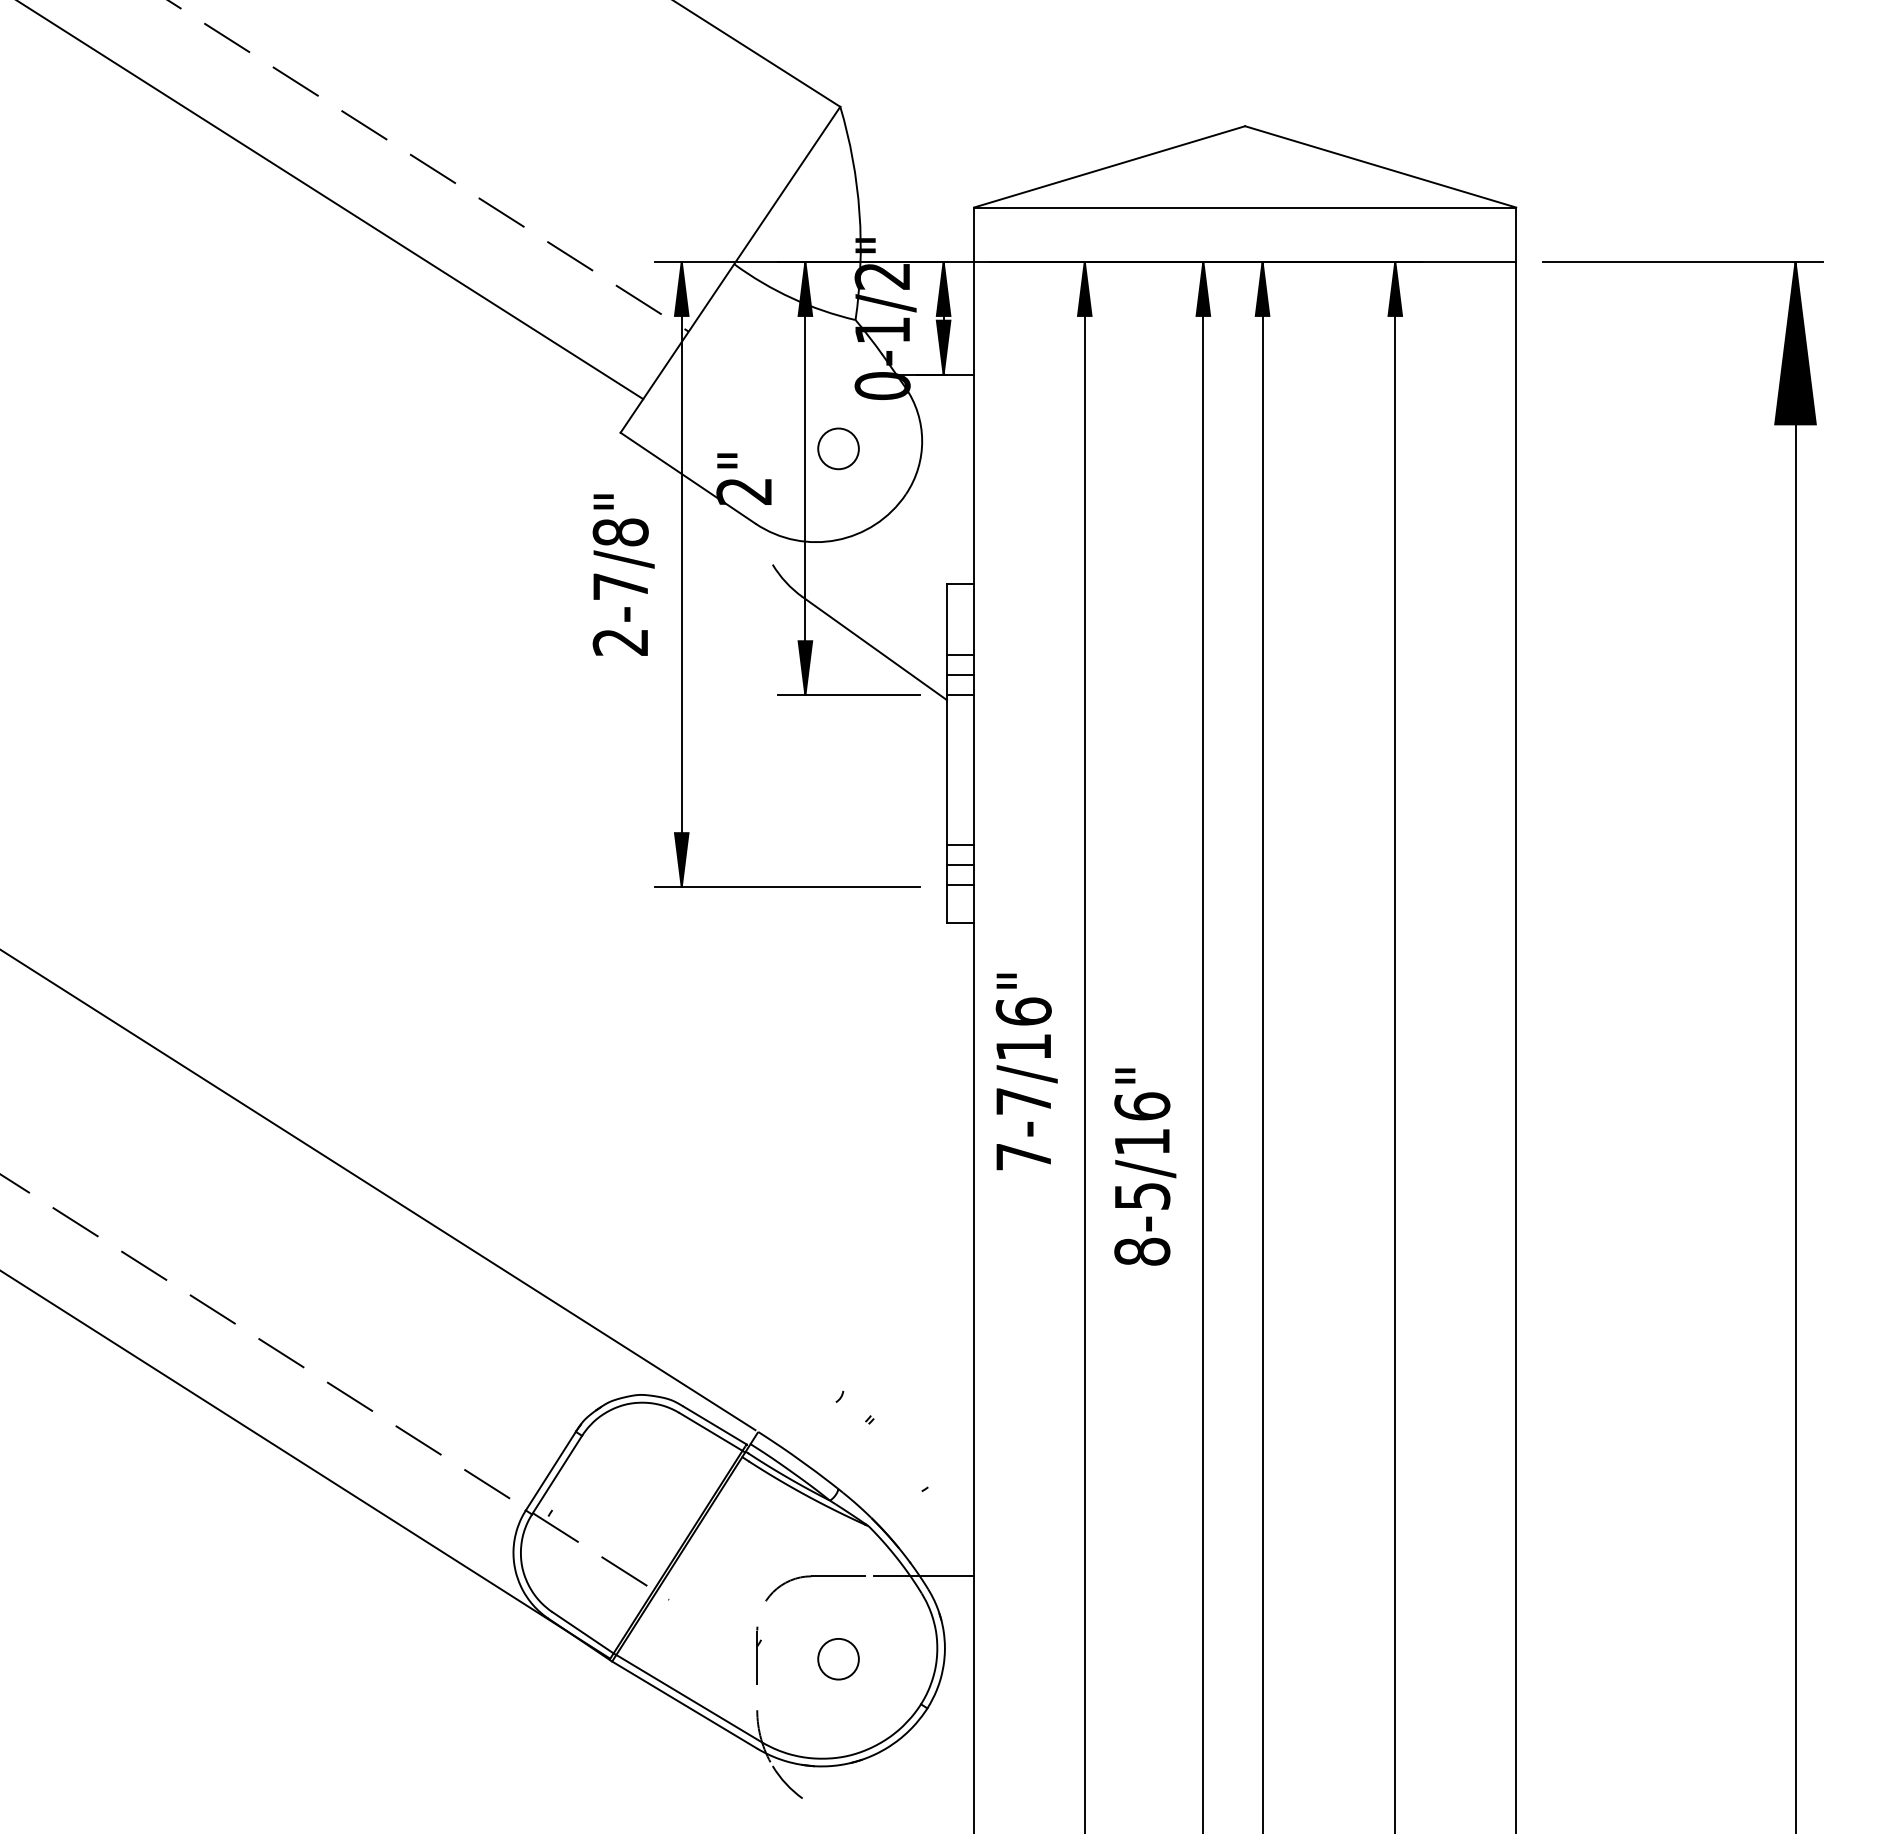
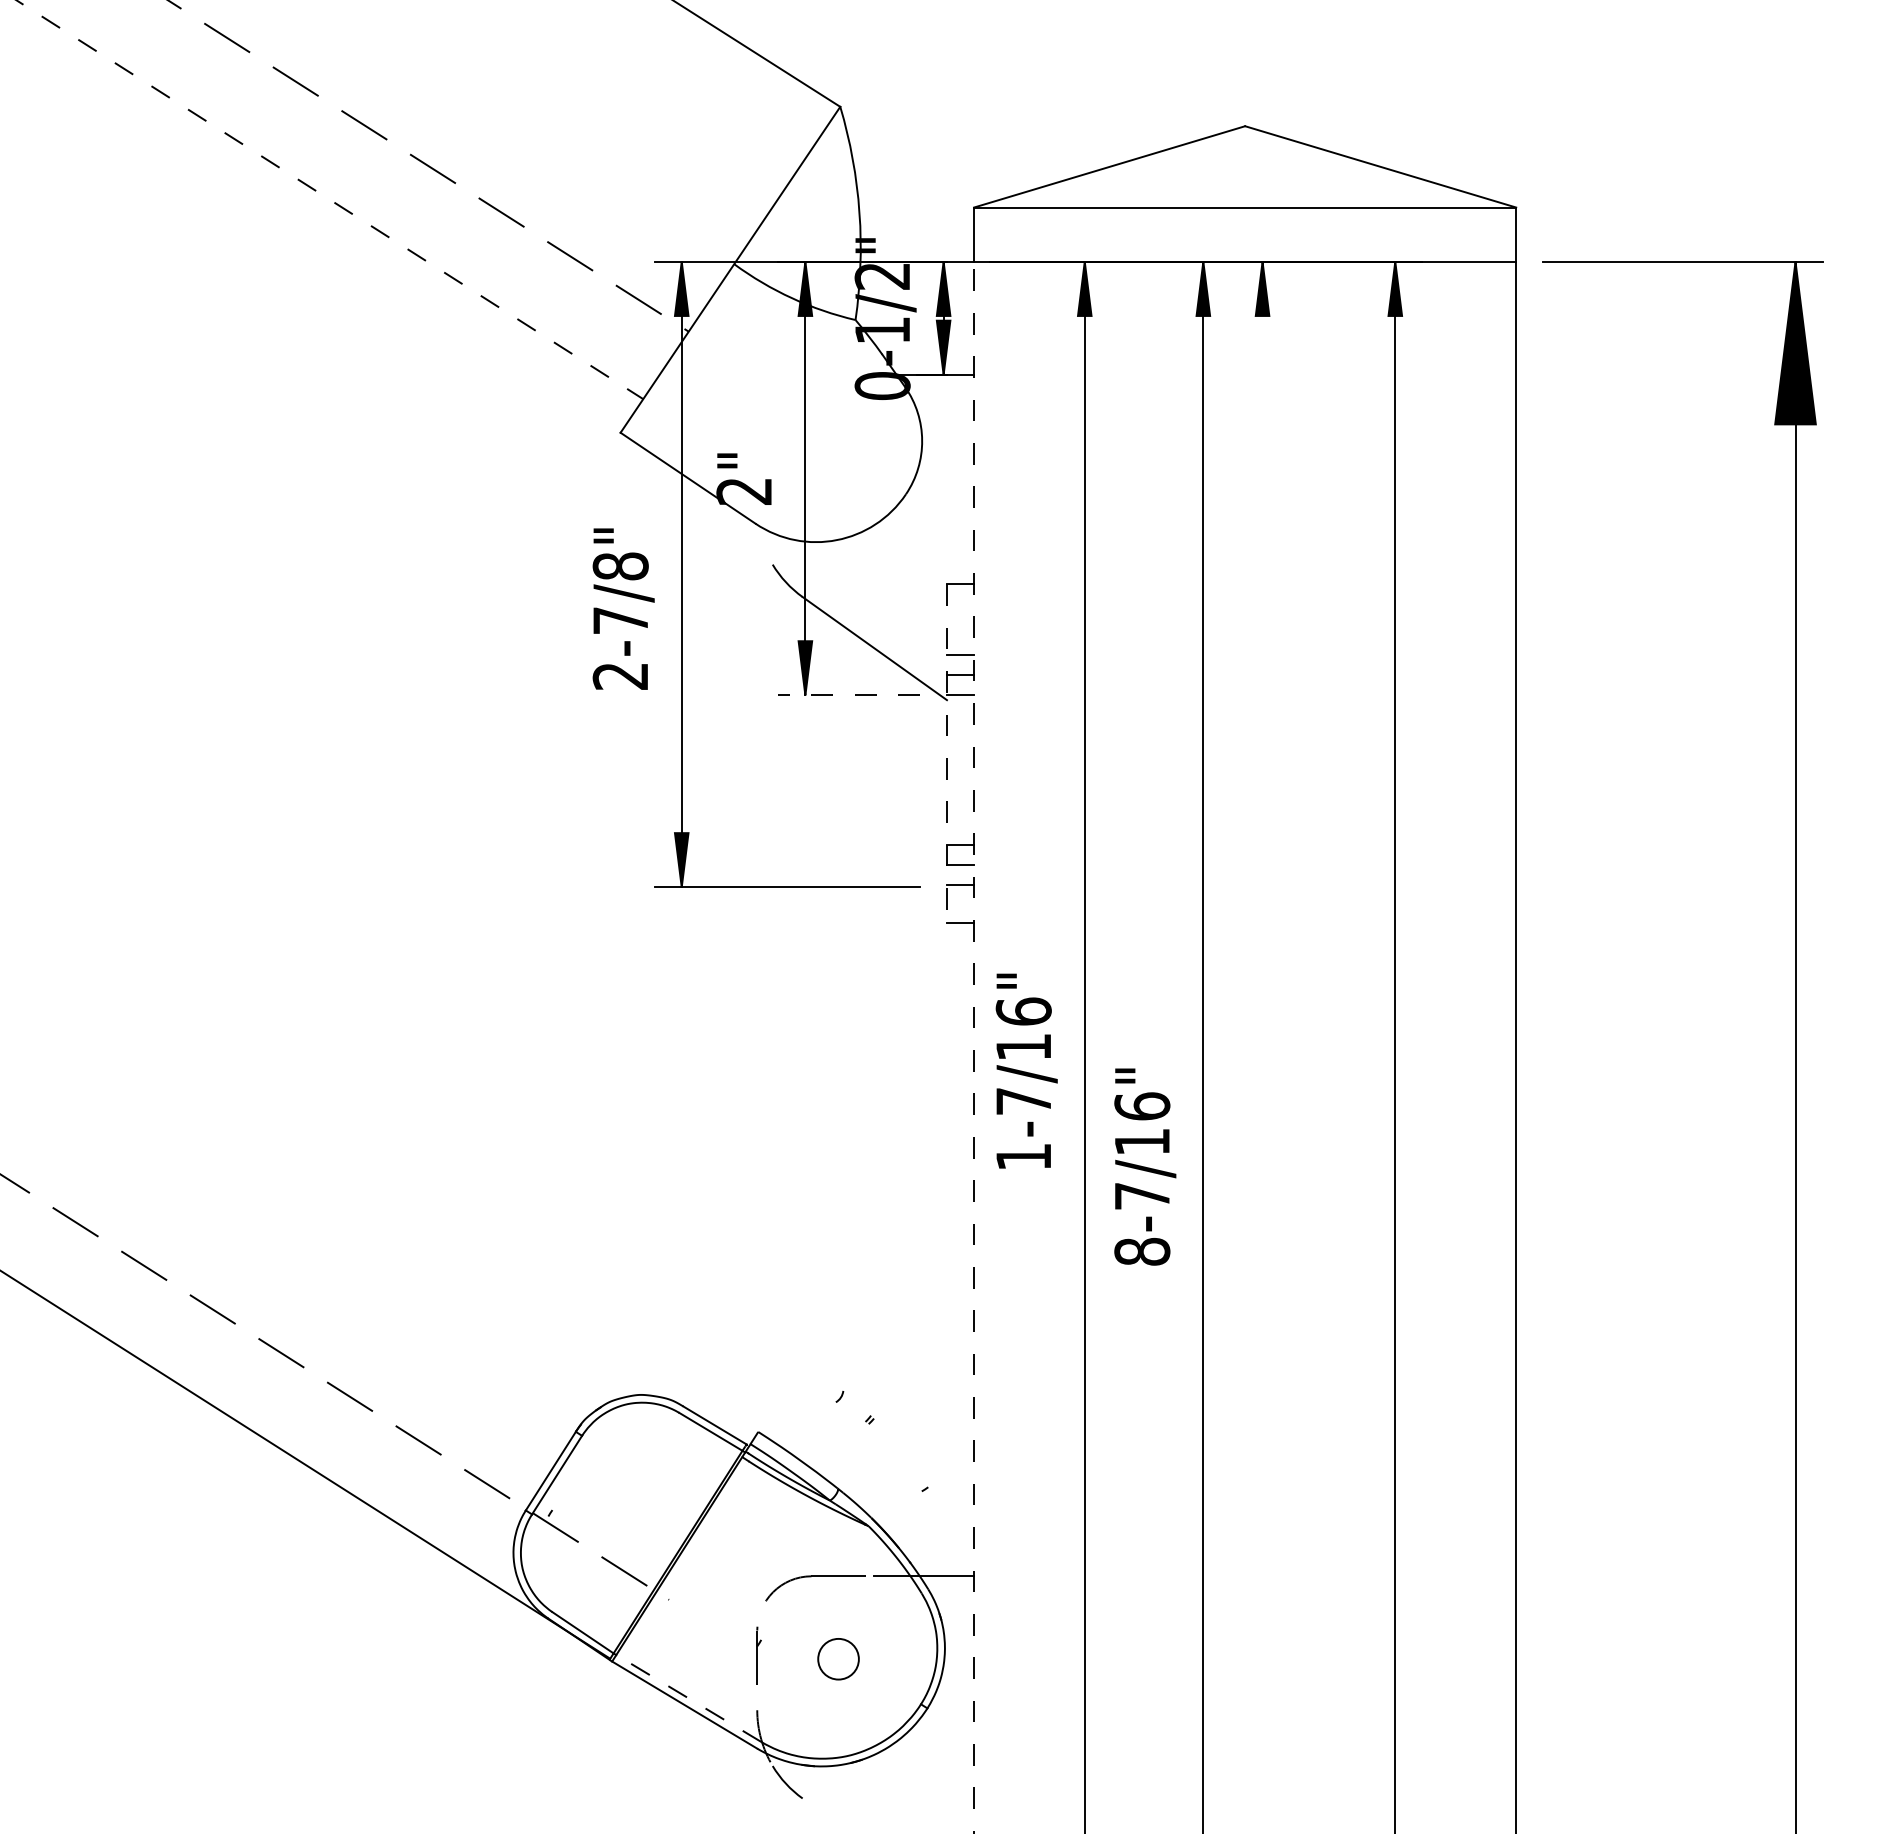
line: solid -> dashed (330, 199)
circle: present -> none (838, 448)
text position: (623, 574) -> (623, 608) (623, 608)
line: solid -> dashed (849, 695)
line: solid -> dashed (946, 754)
line: present -> none (1262, 1045)
line: solid -> dashed (974, 1047)
text: 7-7/16" -> 1-7/16" (1023, 1157)
line: present -> none (378, 1190)
text: 8-5/16" -> 8-7/16" (1142, 1196)
line: solid -> dashed (688, 1698)
